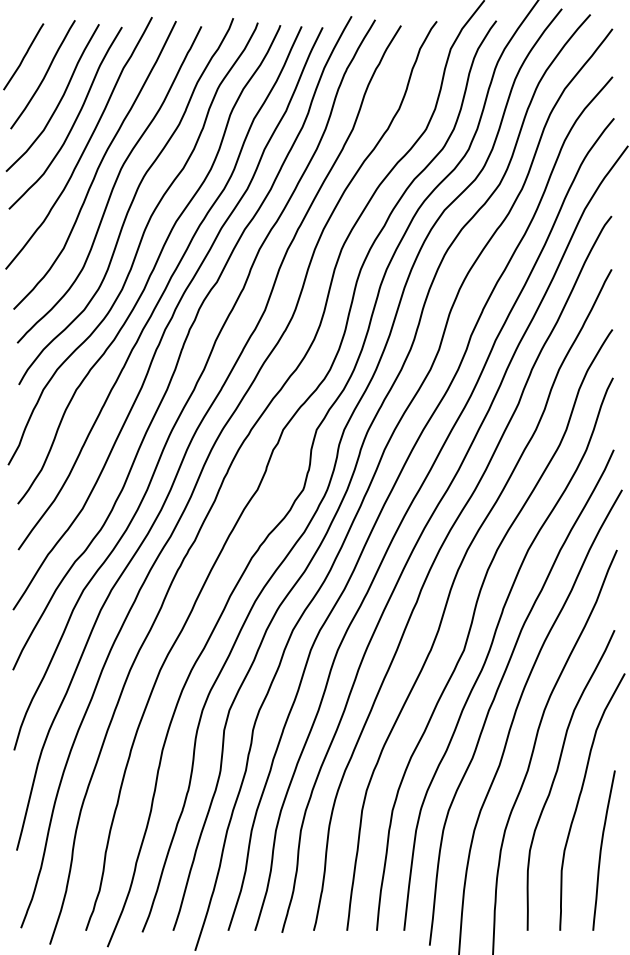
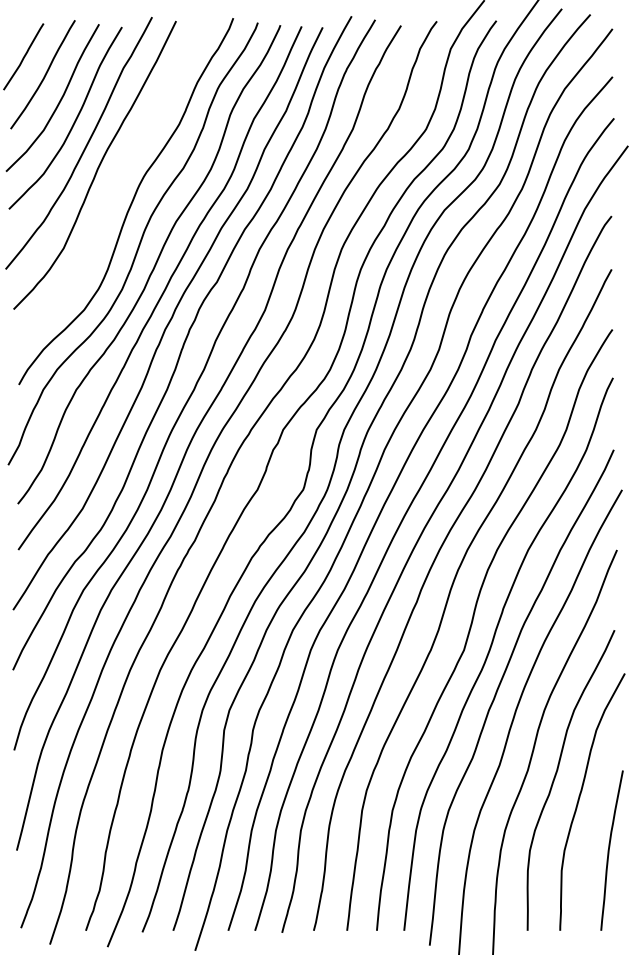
curve: present -> none (112, 186)
curve position: (601, 850) -> (609, 850) (609, 850)
